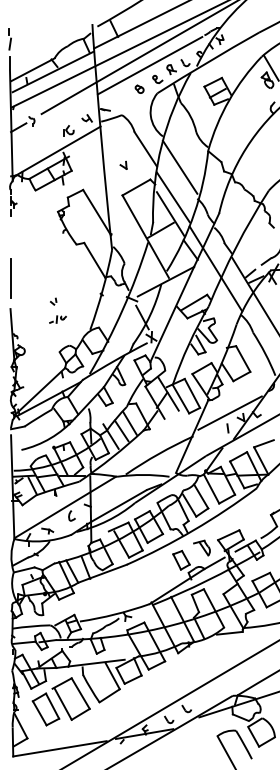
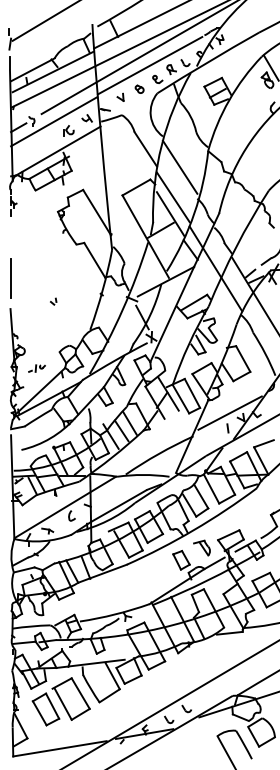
line: none -> present (44, 21)
line: none -> present (54, 121)
part position: (123, 164) -> (120, 96) (120, 96)
part position: (57, 319) -> (36, 368) (36, 368)
